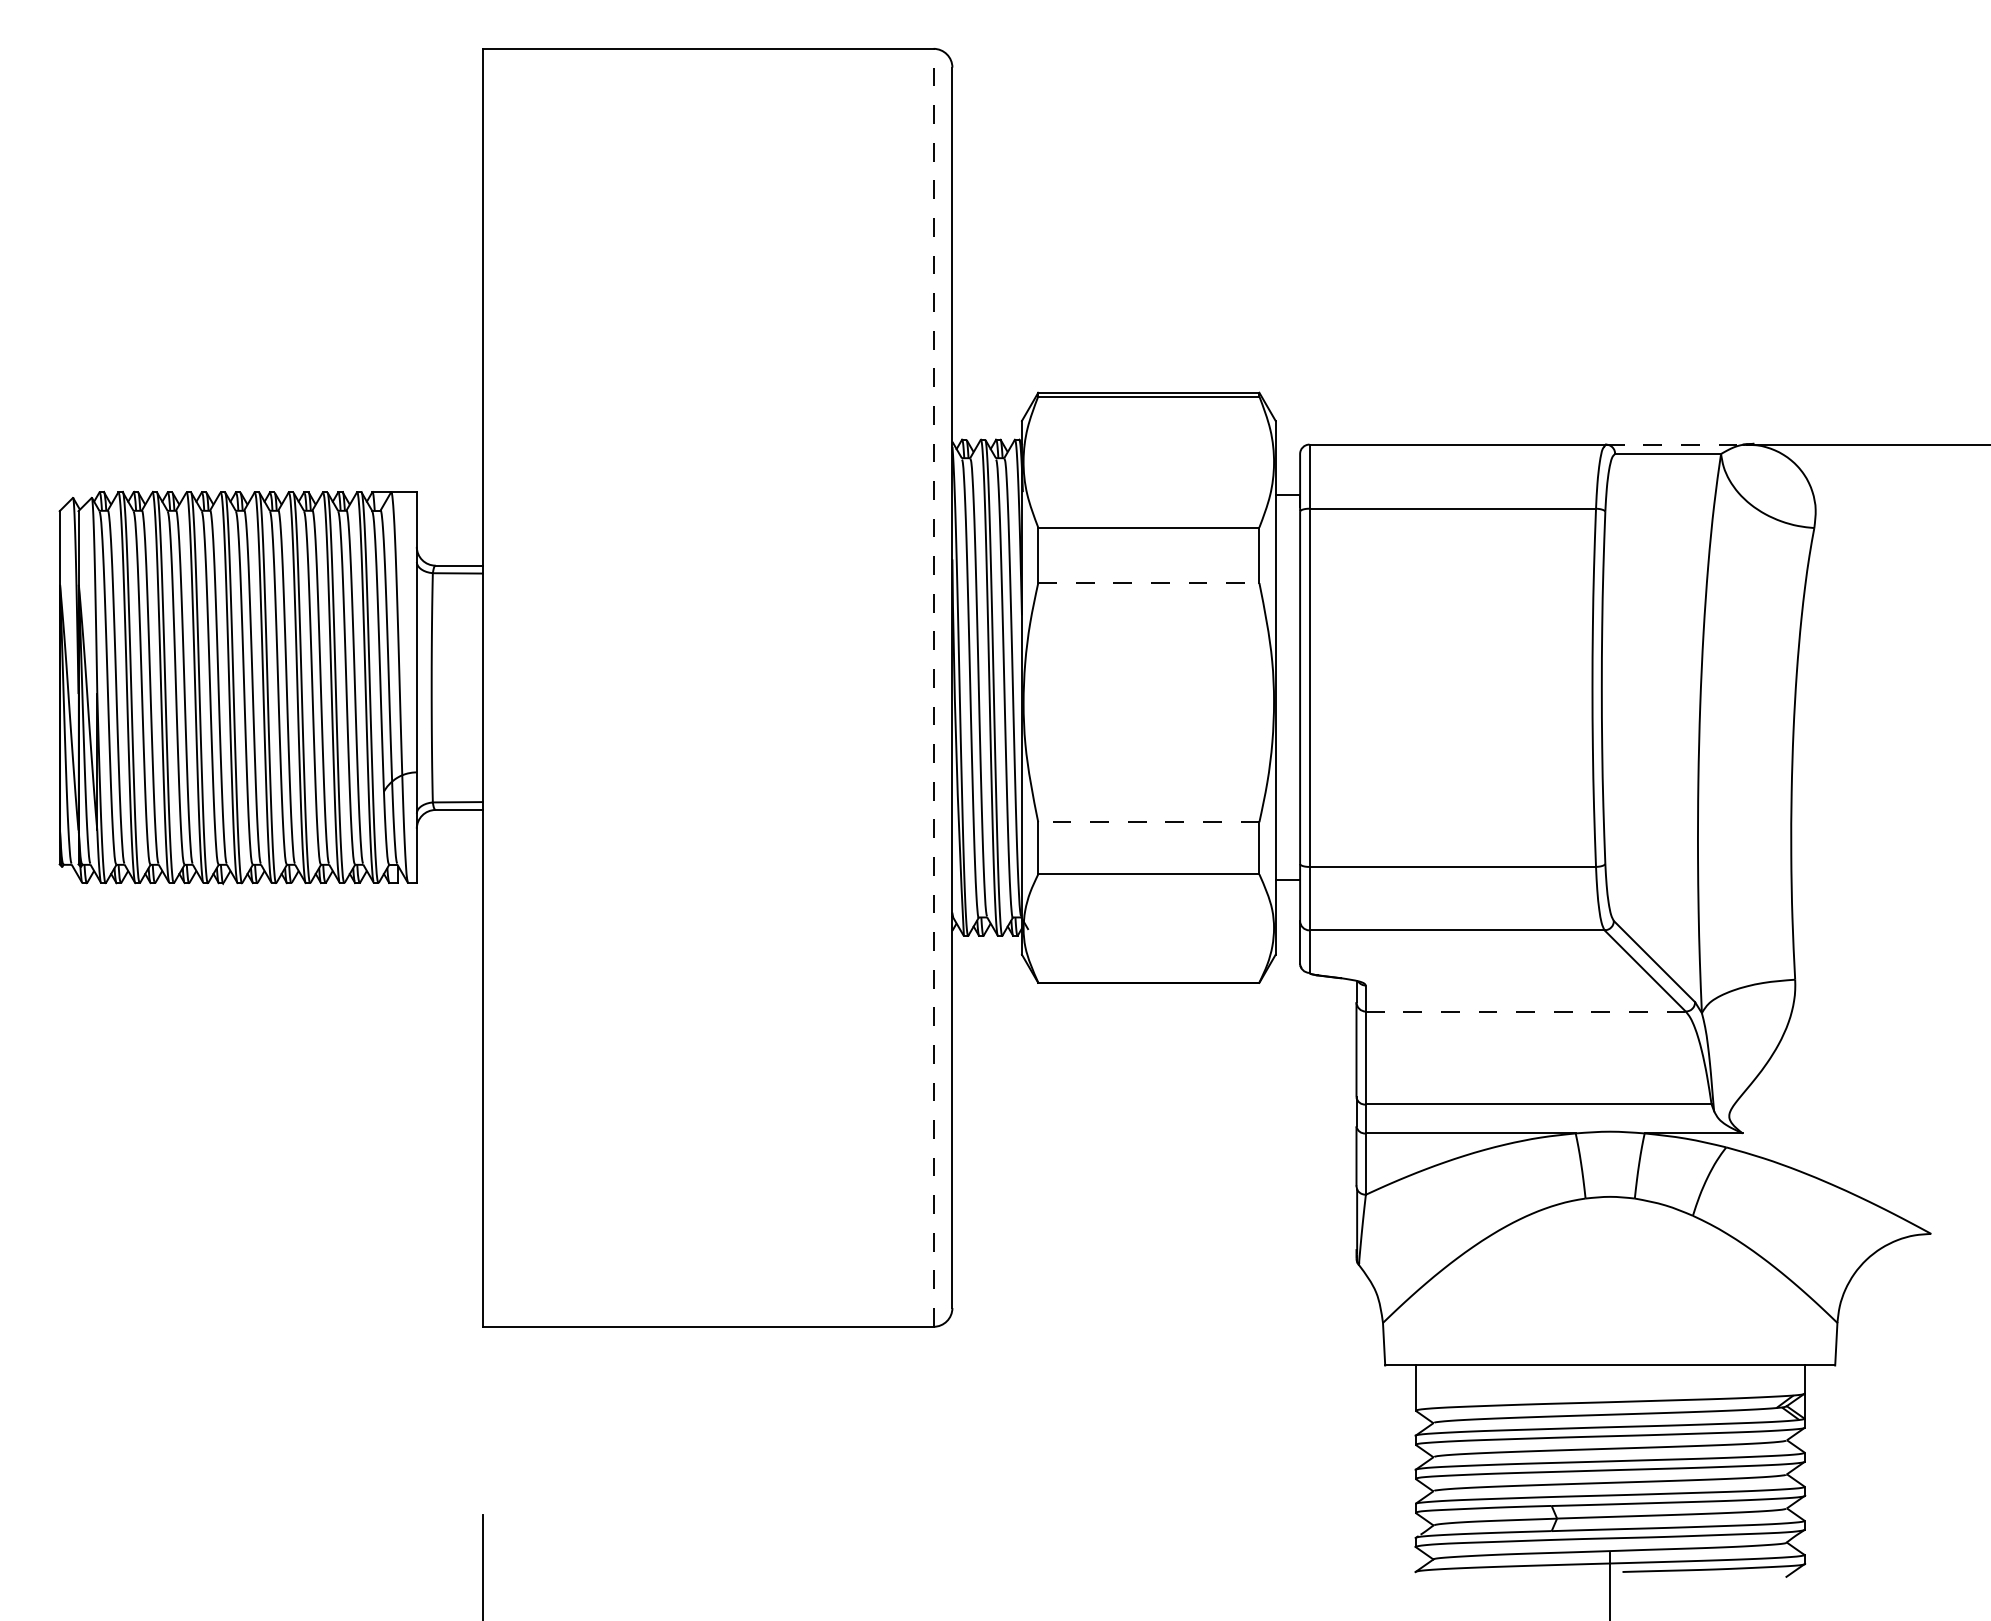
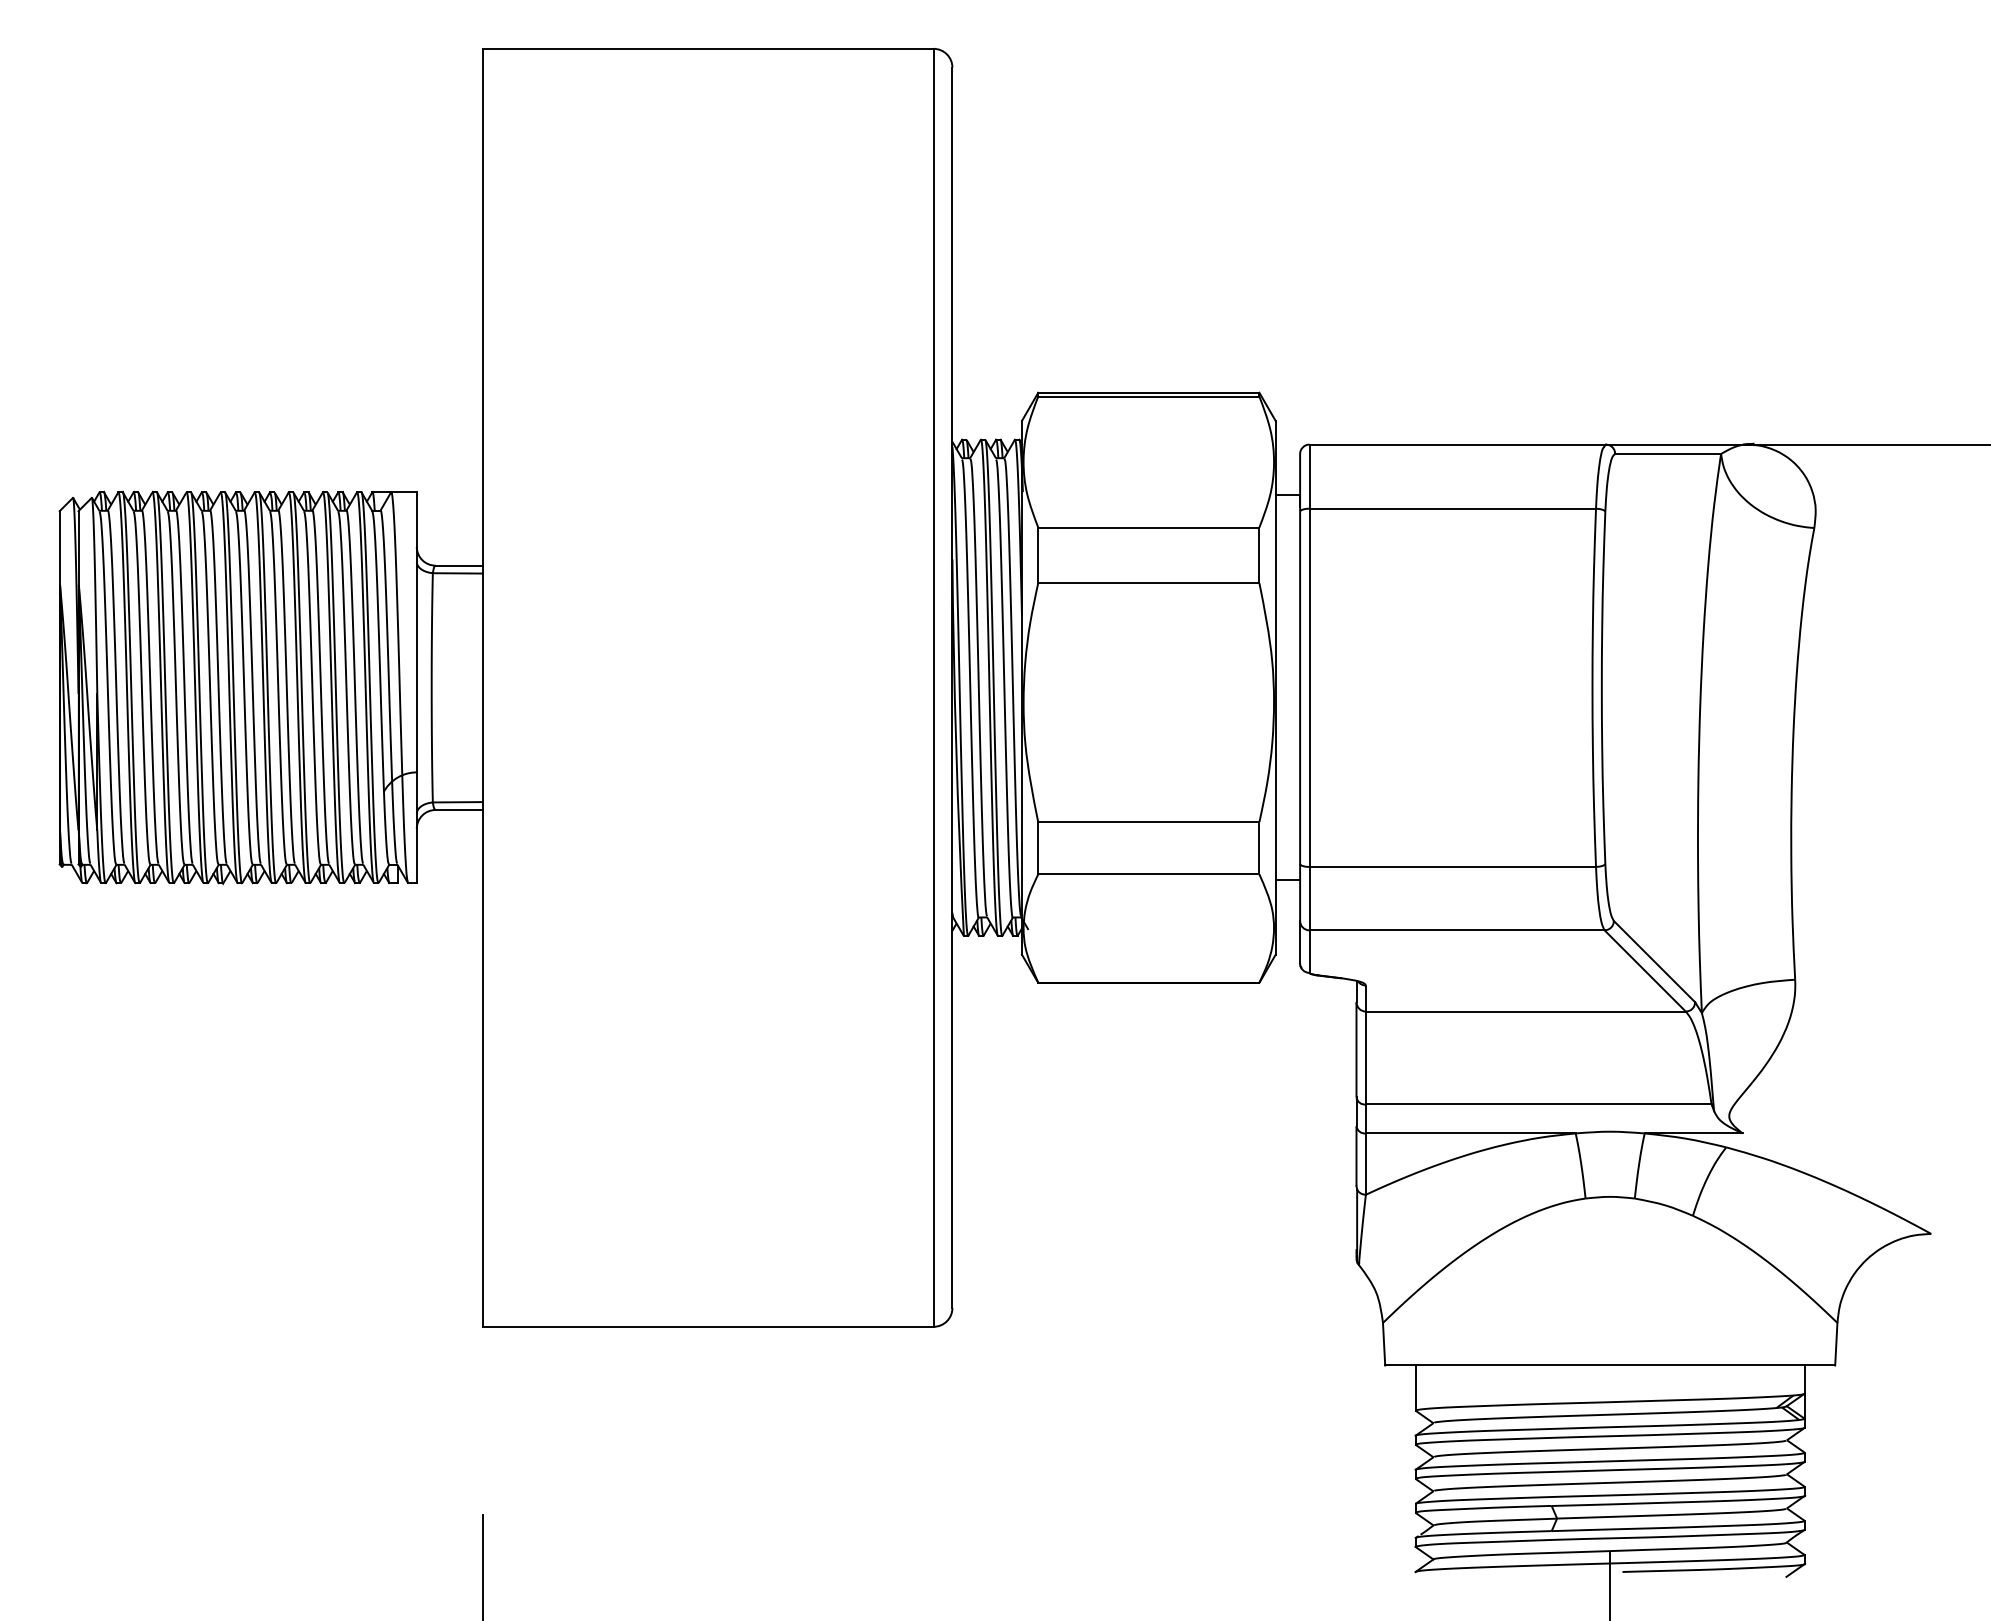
line: dashed -> solid (1676, 444)
line: dashed -> solid (1148, 583)
line: dashed -> solid (933, 687)
line: dashed -> solid (1148, 822)
line: dashed -> solid (1525, 1011)
